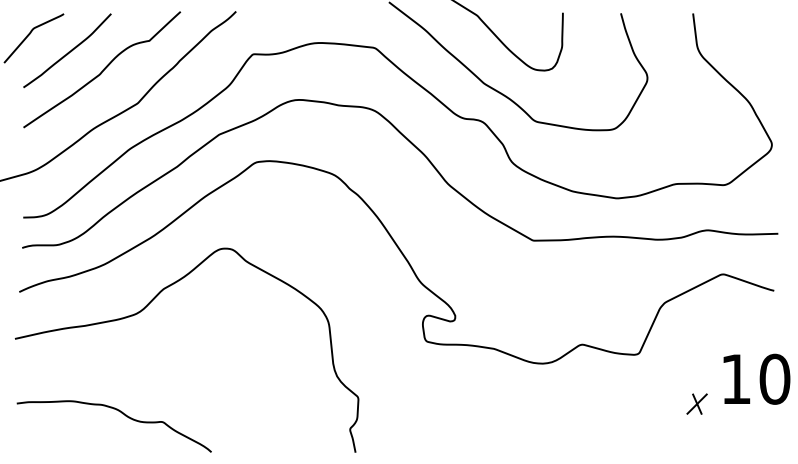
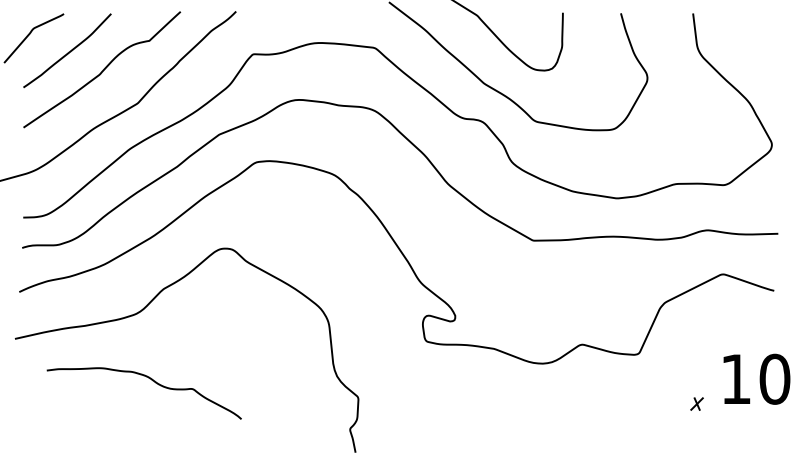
part size: 22x22 px -> 14x14 px (696, 403)
curve position: (122, 414) -> (152, 381) (152, 381)
